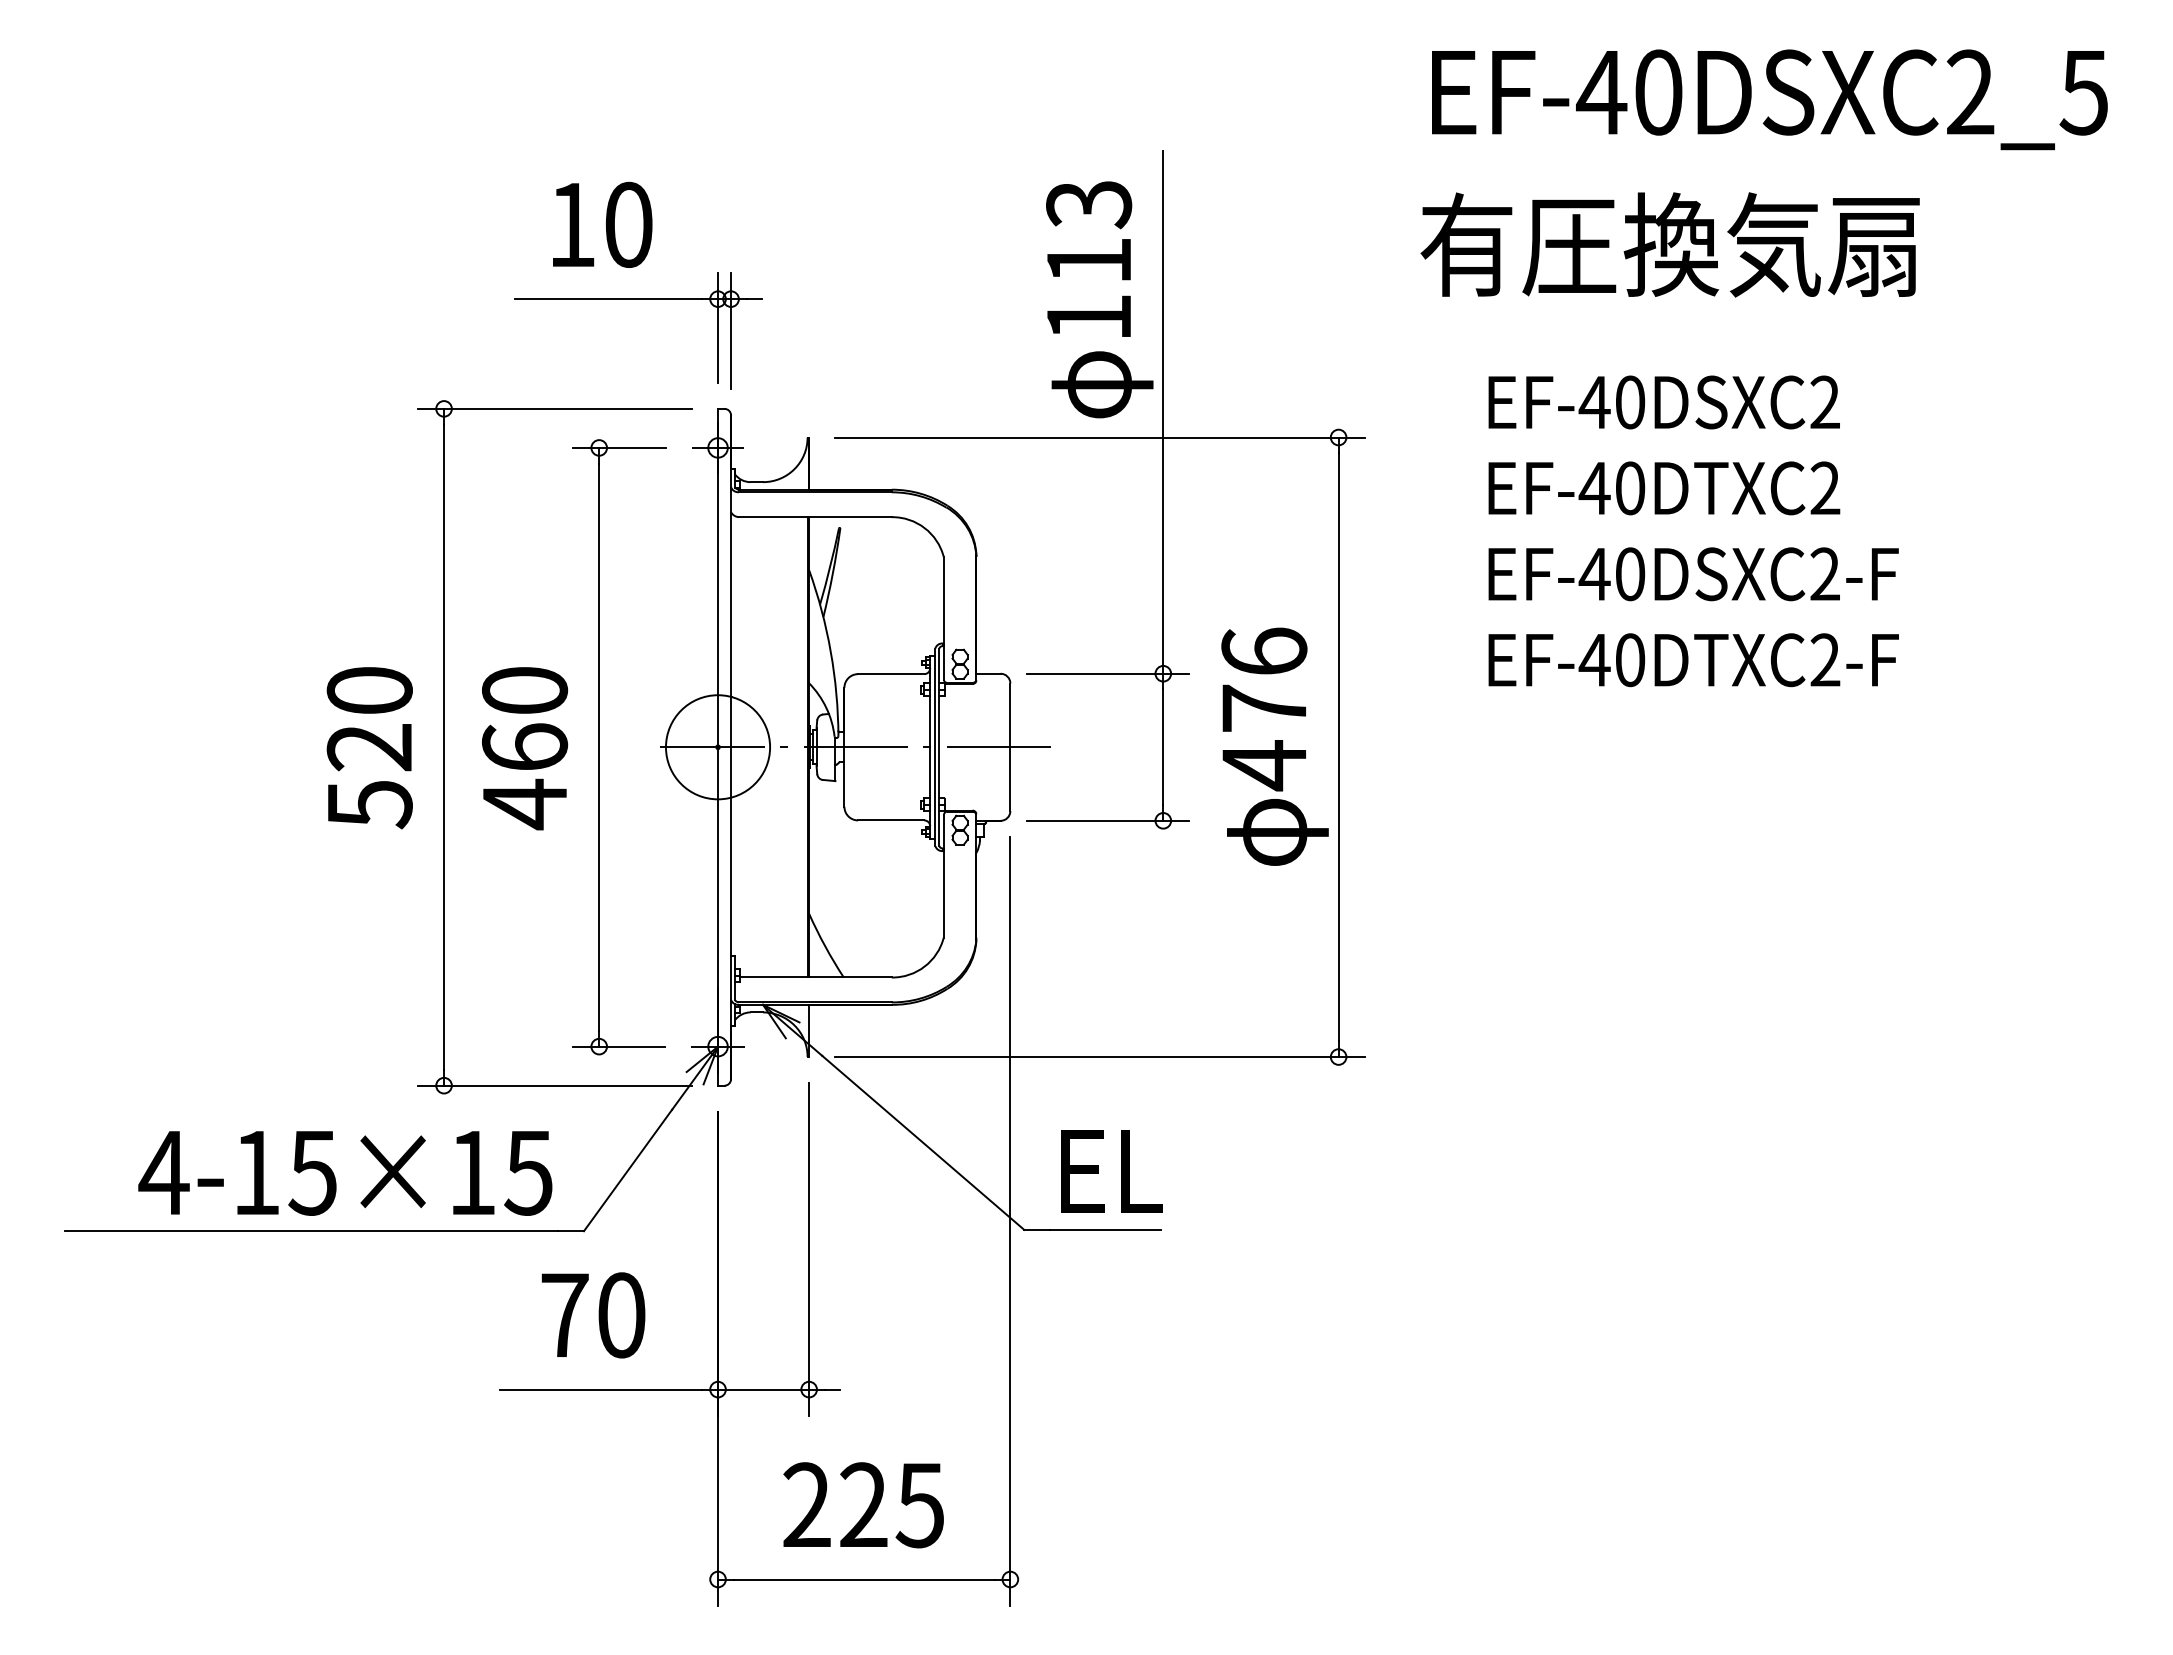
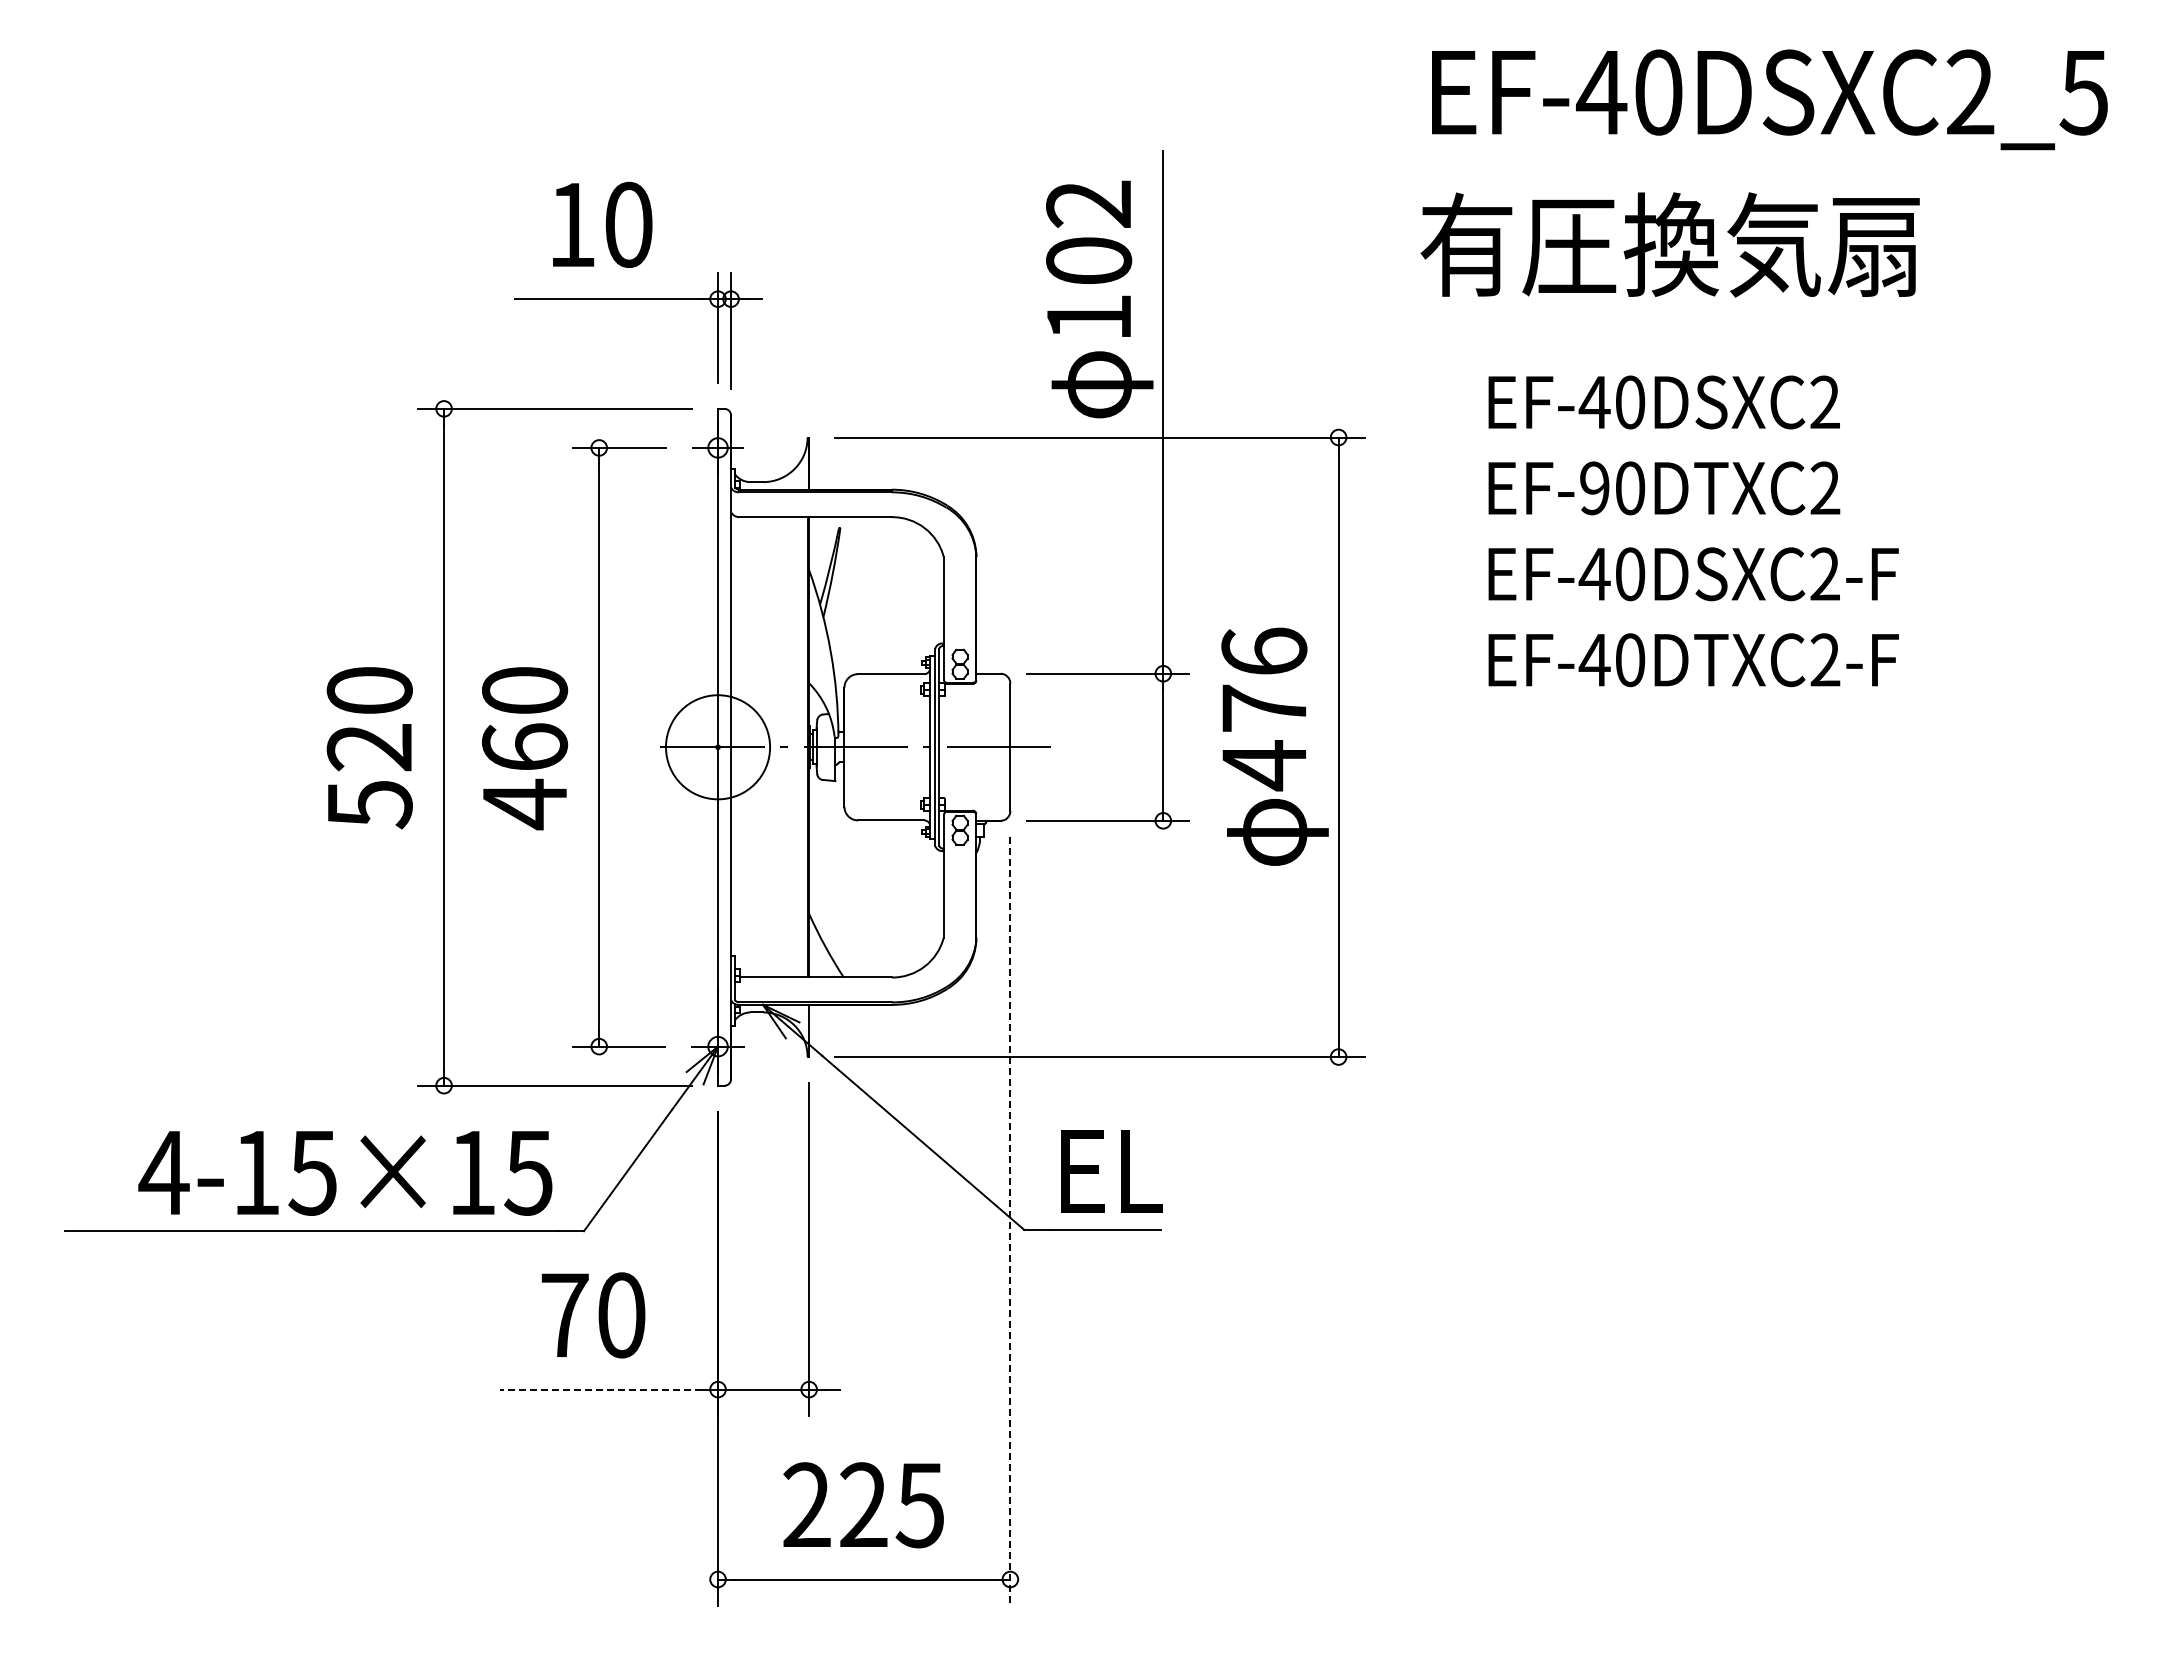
text: 113 -> 102 (1089, 231)
text: EF-40DTXC2 -> EF-90DTXC2 (1594, 488)
line: solid -> dashed (1010, 1221)
line: solid -> dashed (600, 1389)
